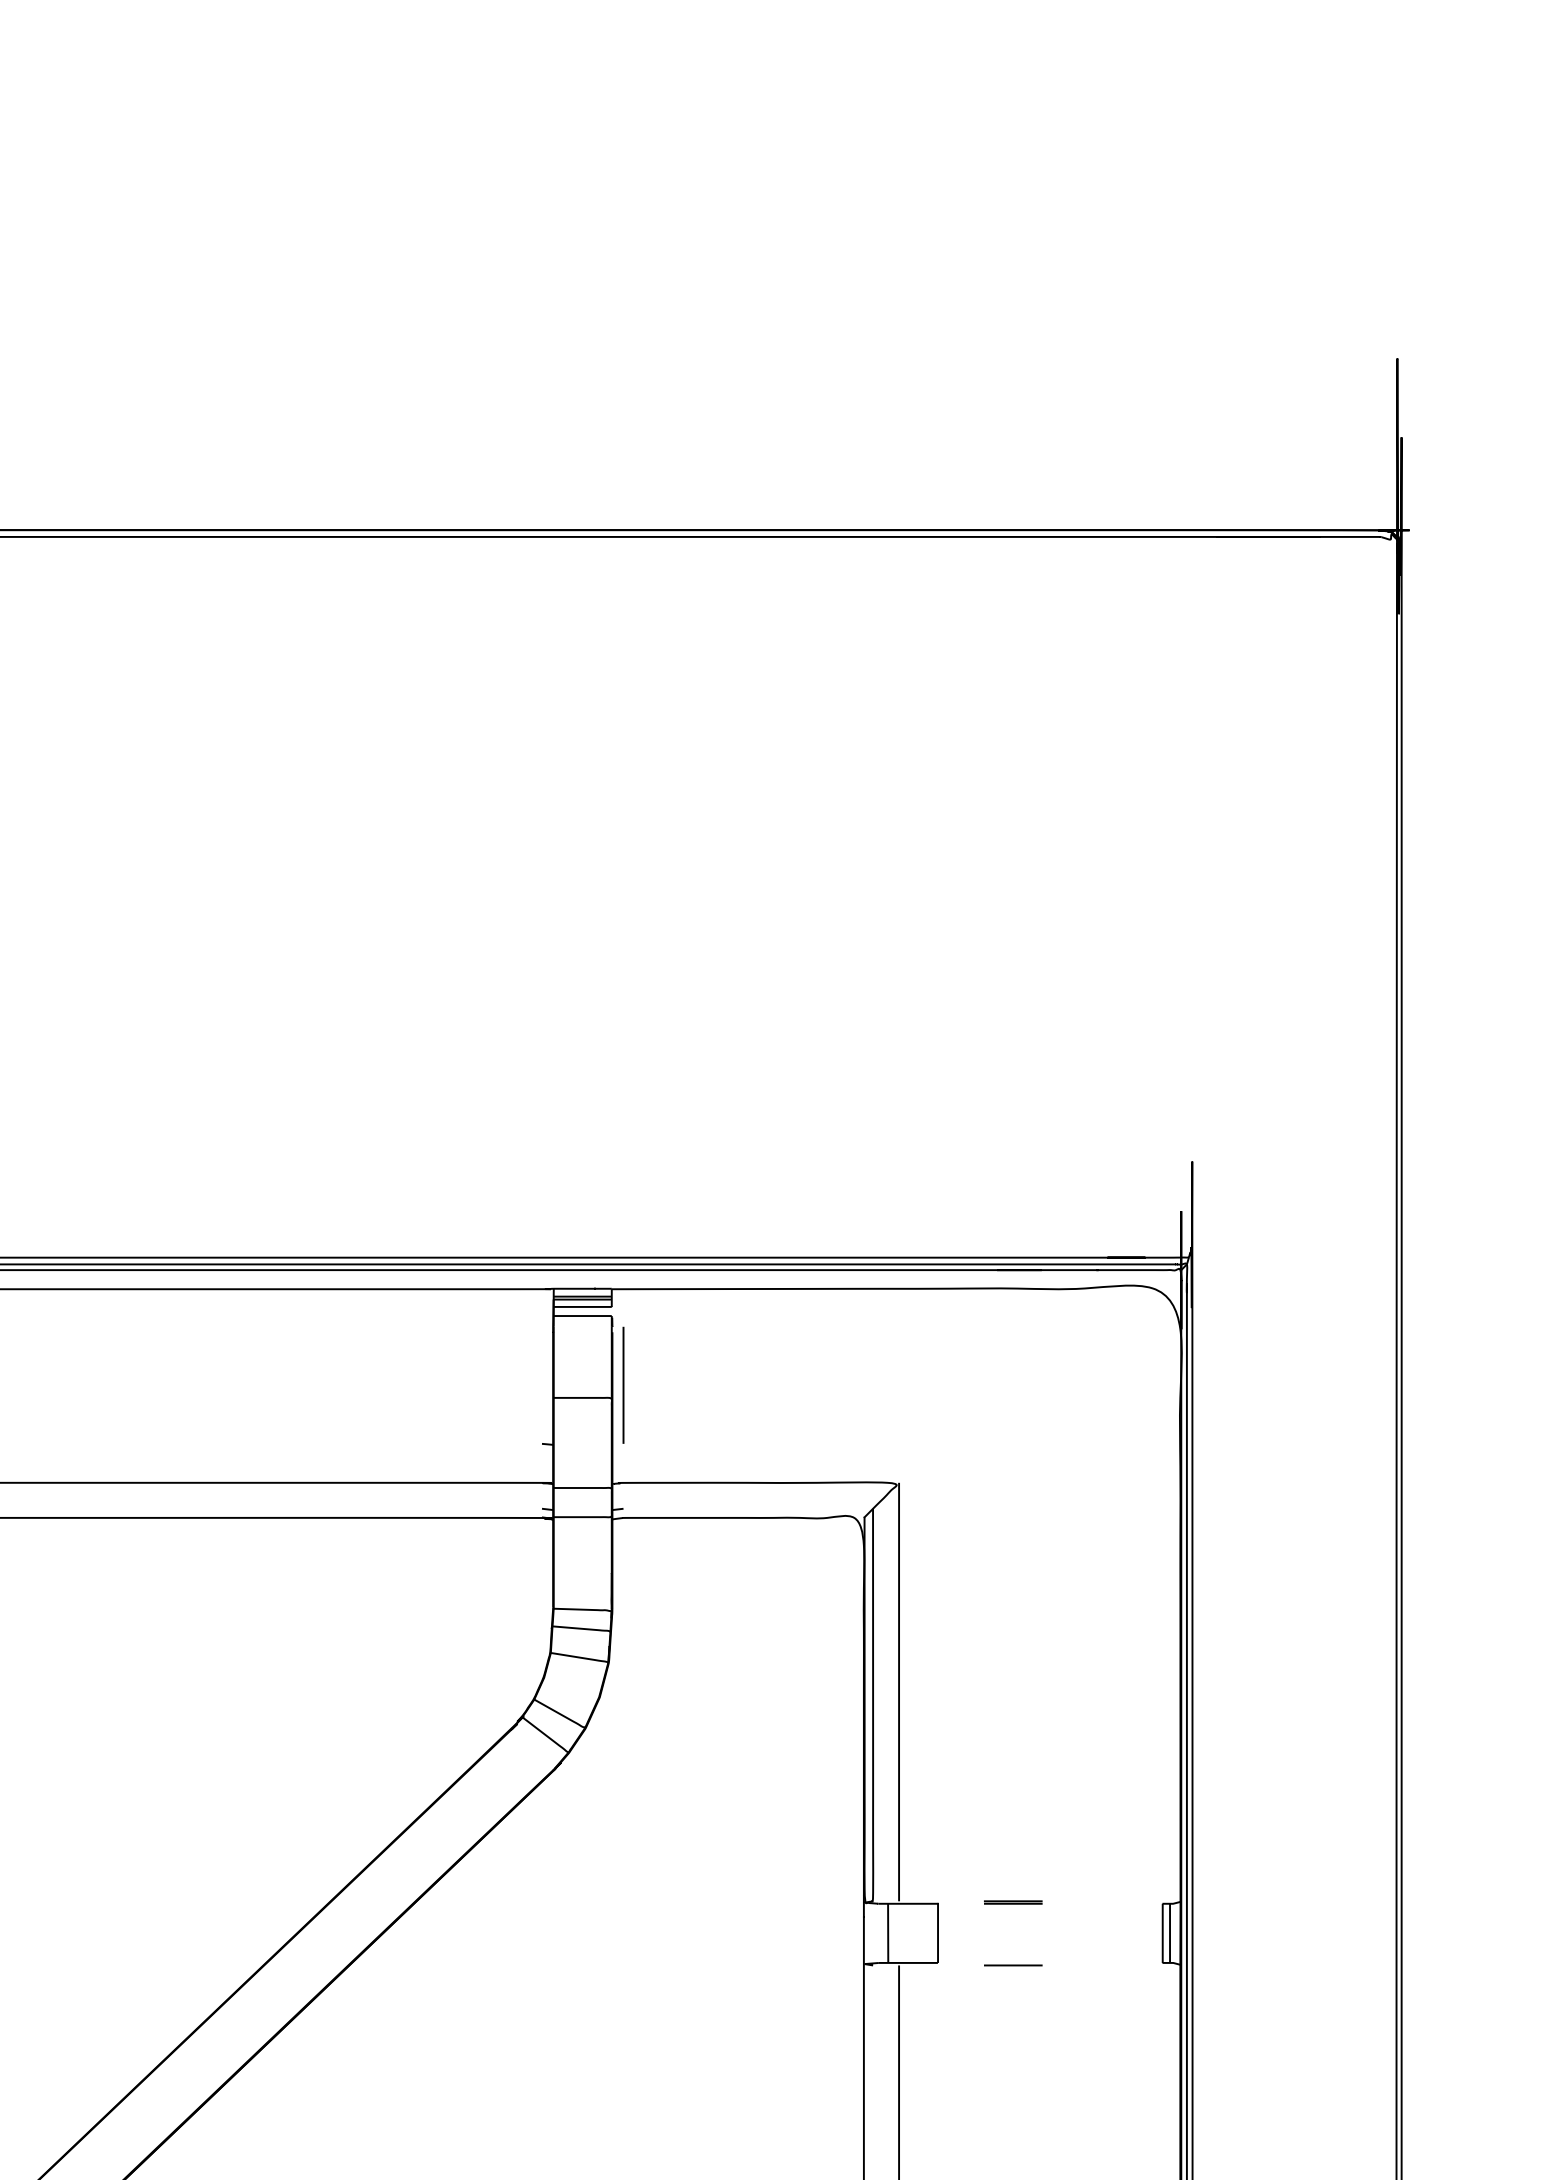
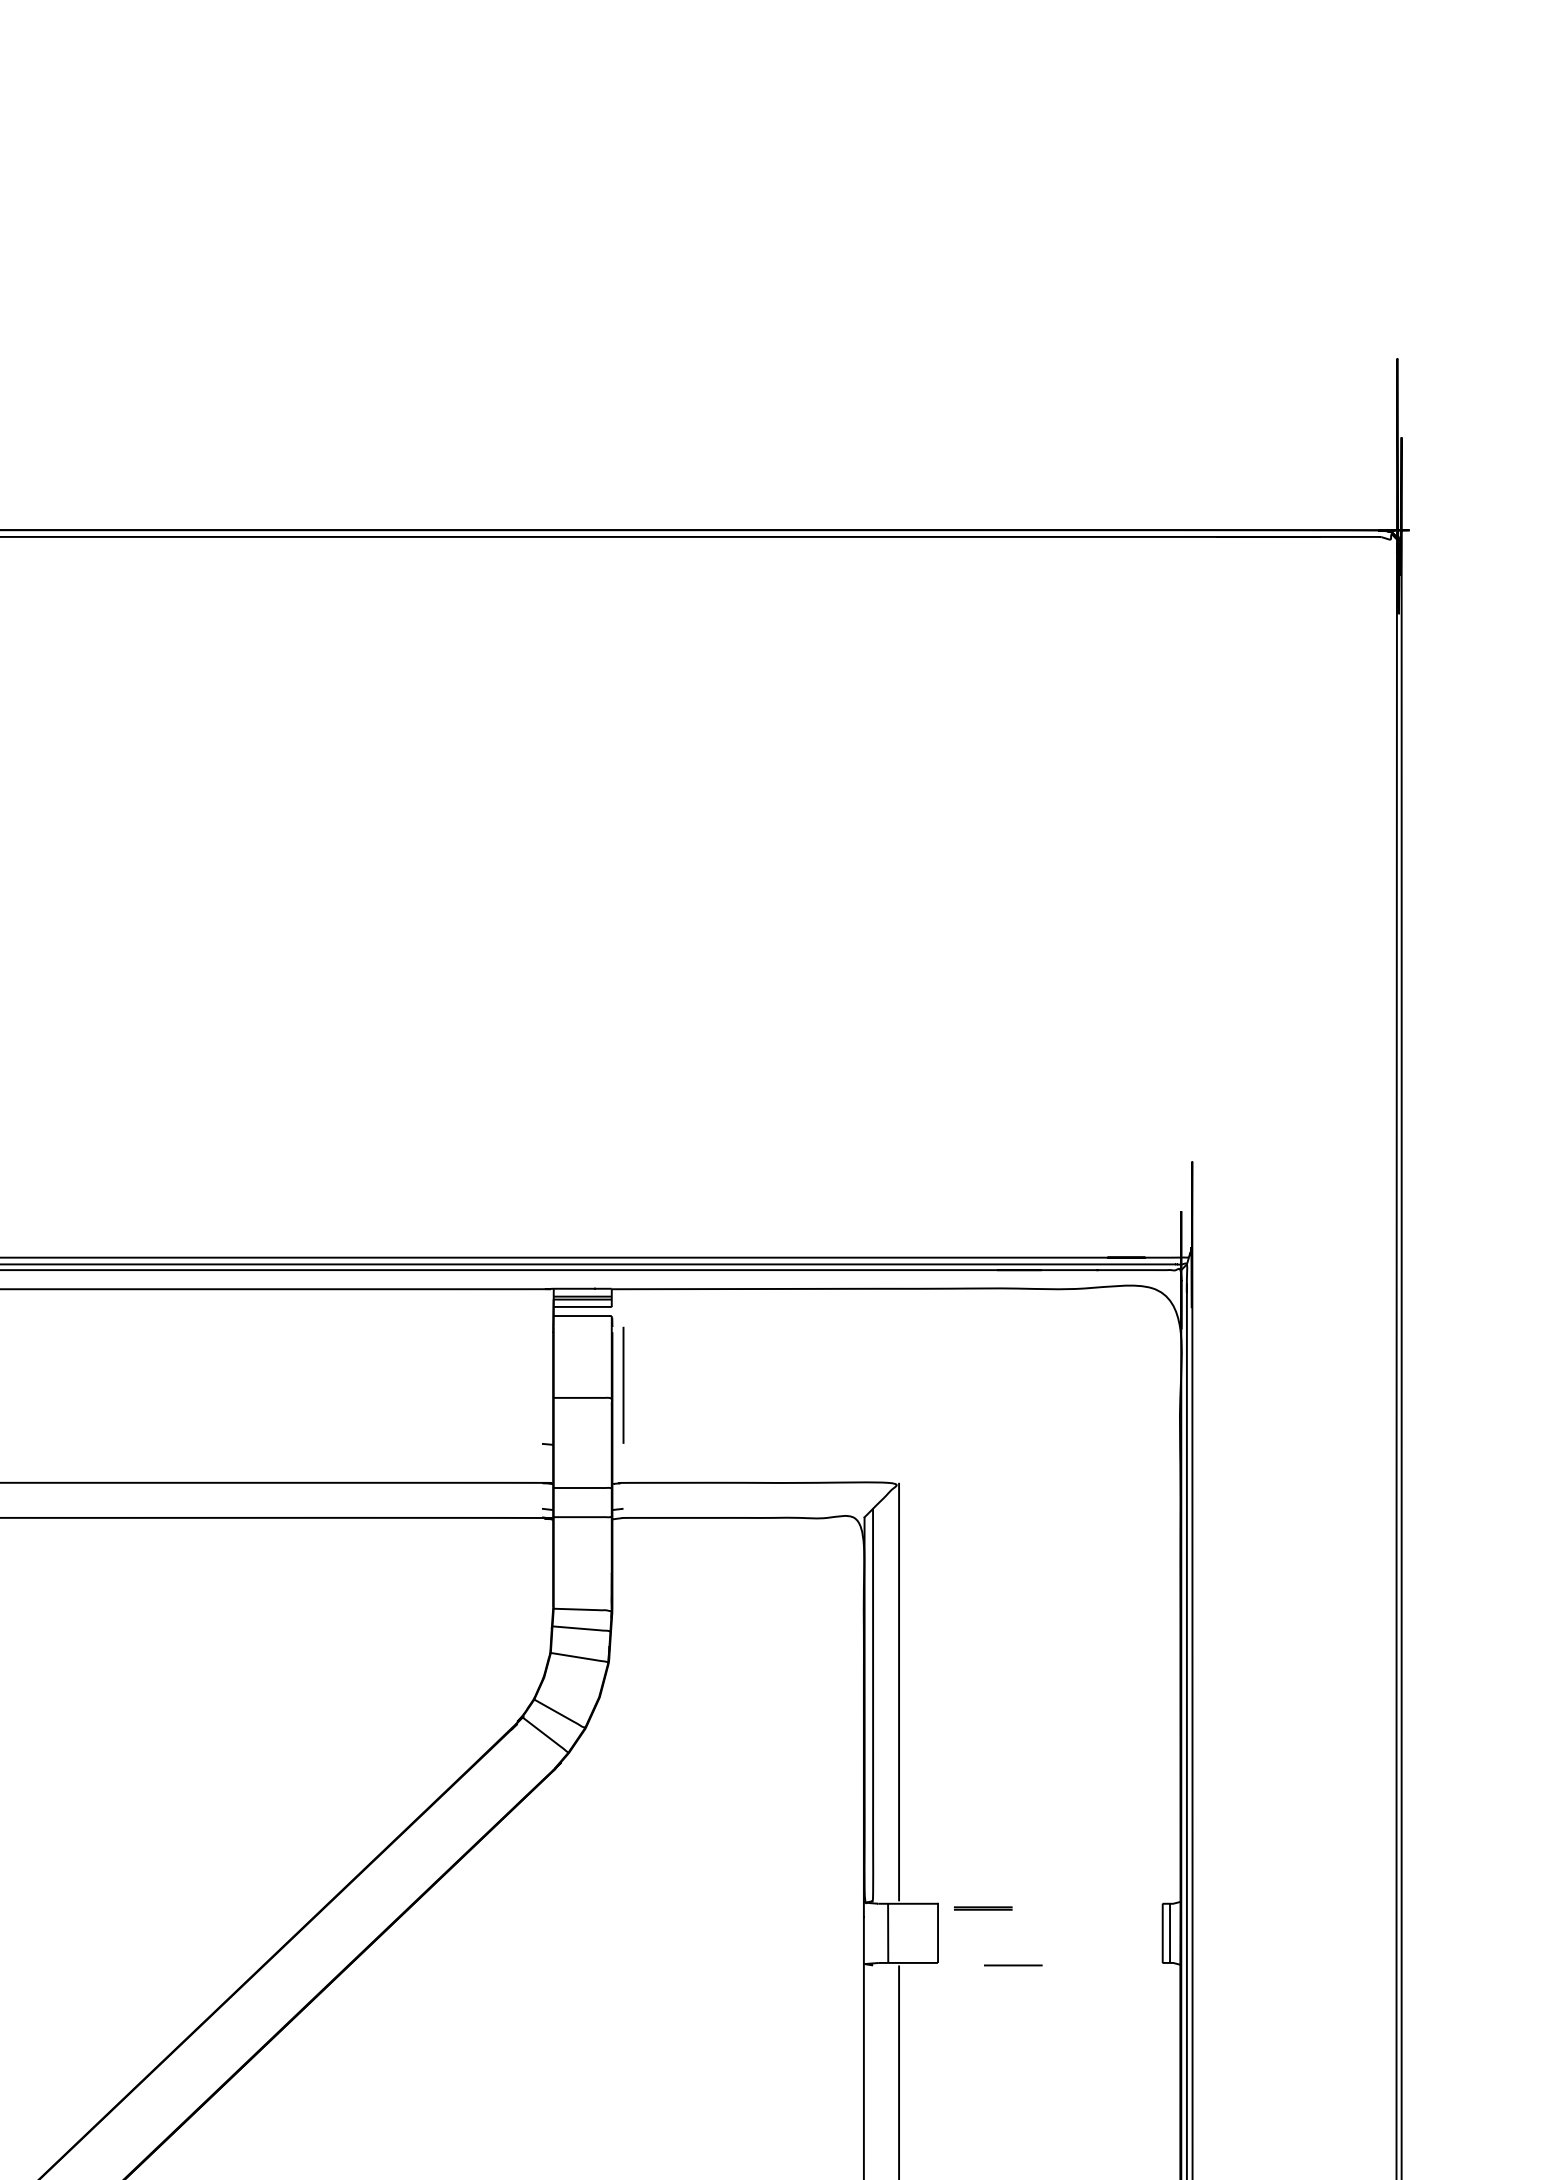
line position: (1013, 1902) -> (983, 1908) (983, 1908)
